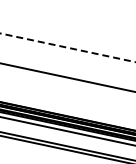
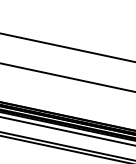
line: dashed -> solid (67, 47)
